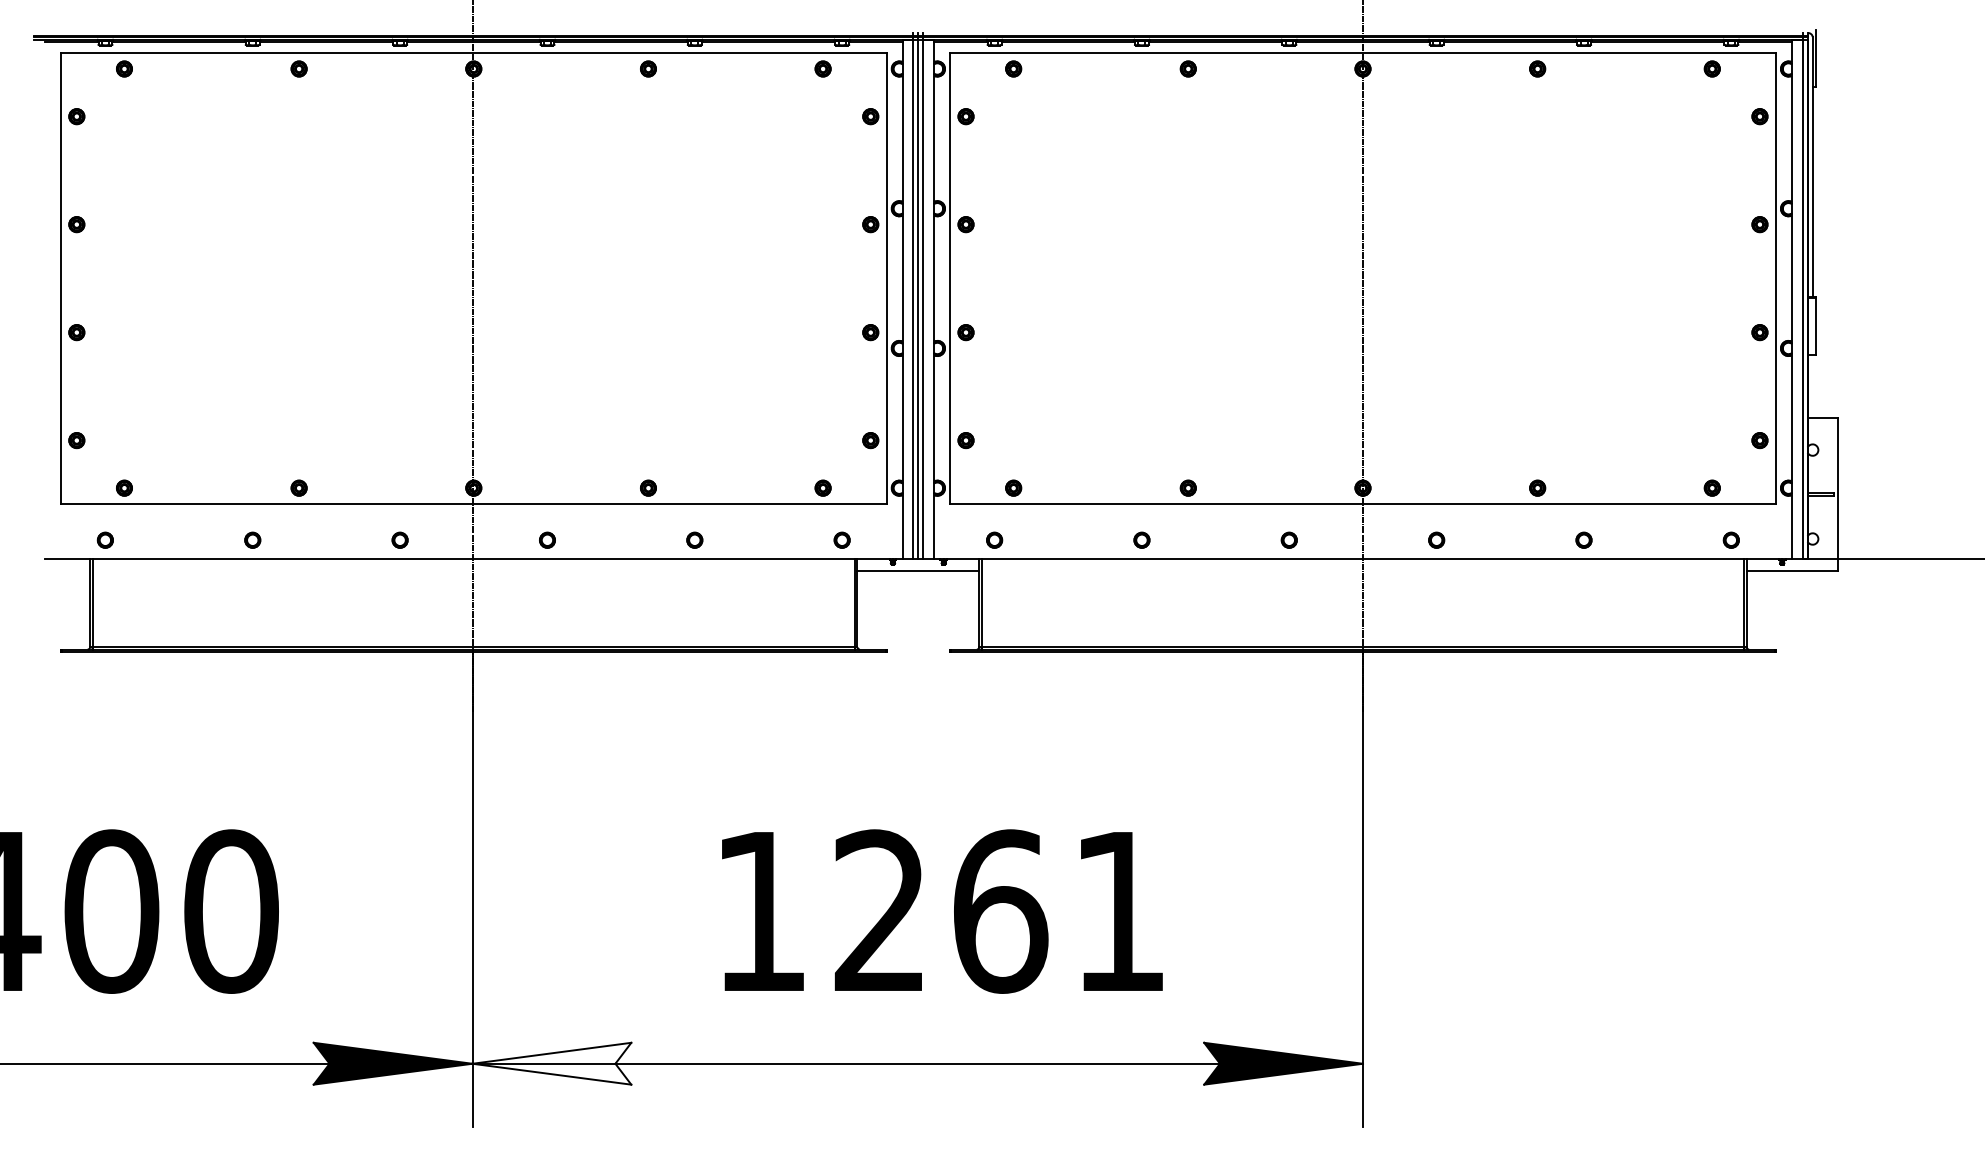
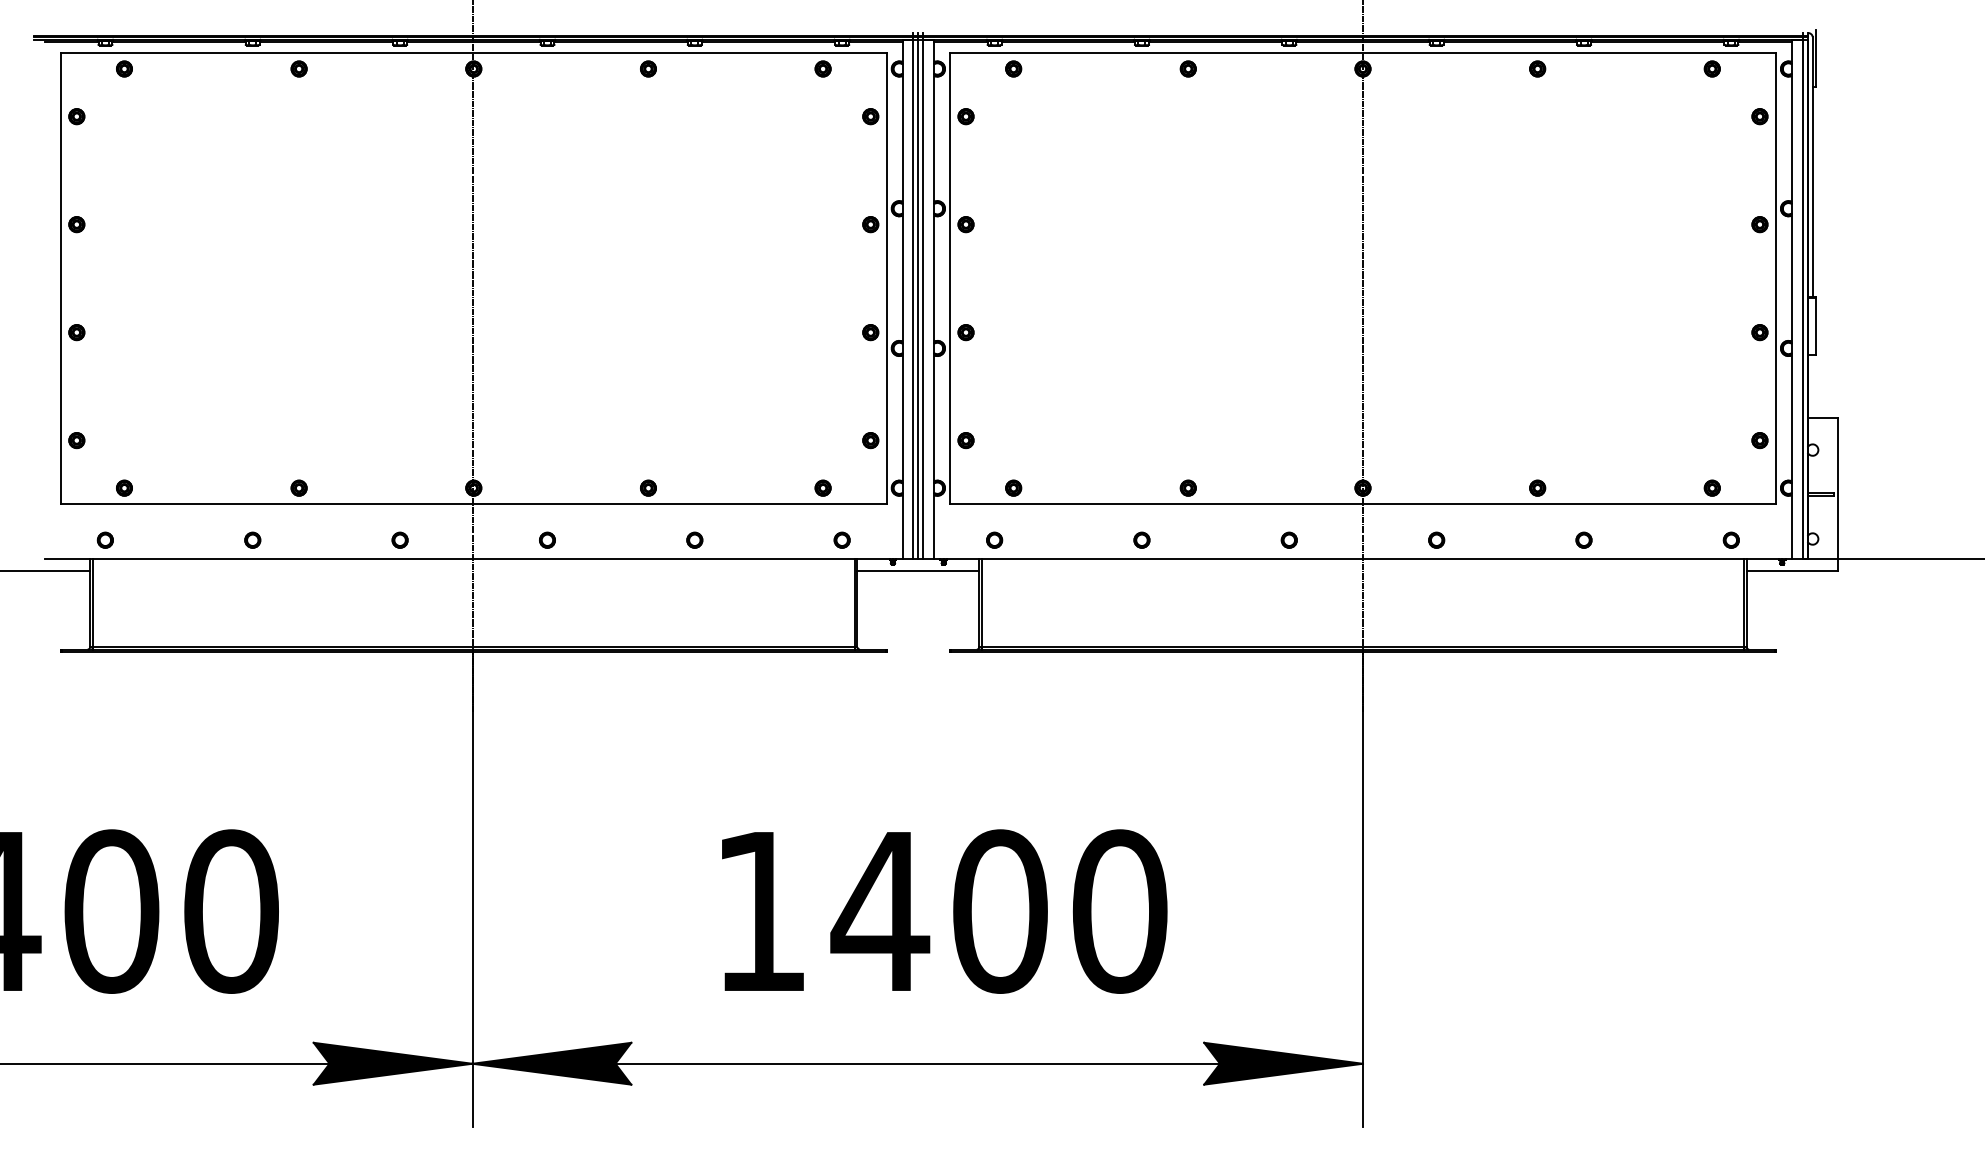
line: none -> present (46, 570)
text: 1261 -> 1400 (998, 911)
fill: none -> present (551, 1063)
